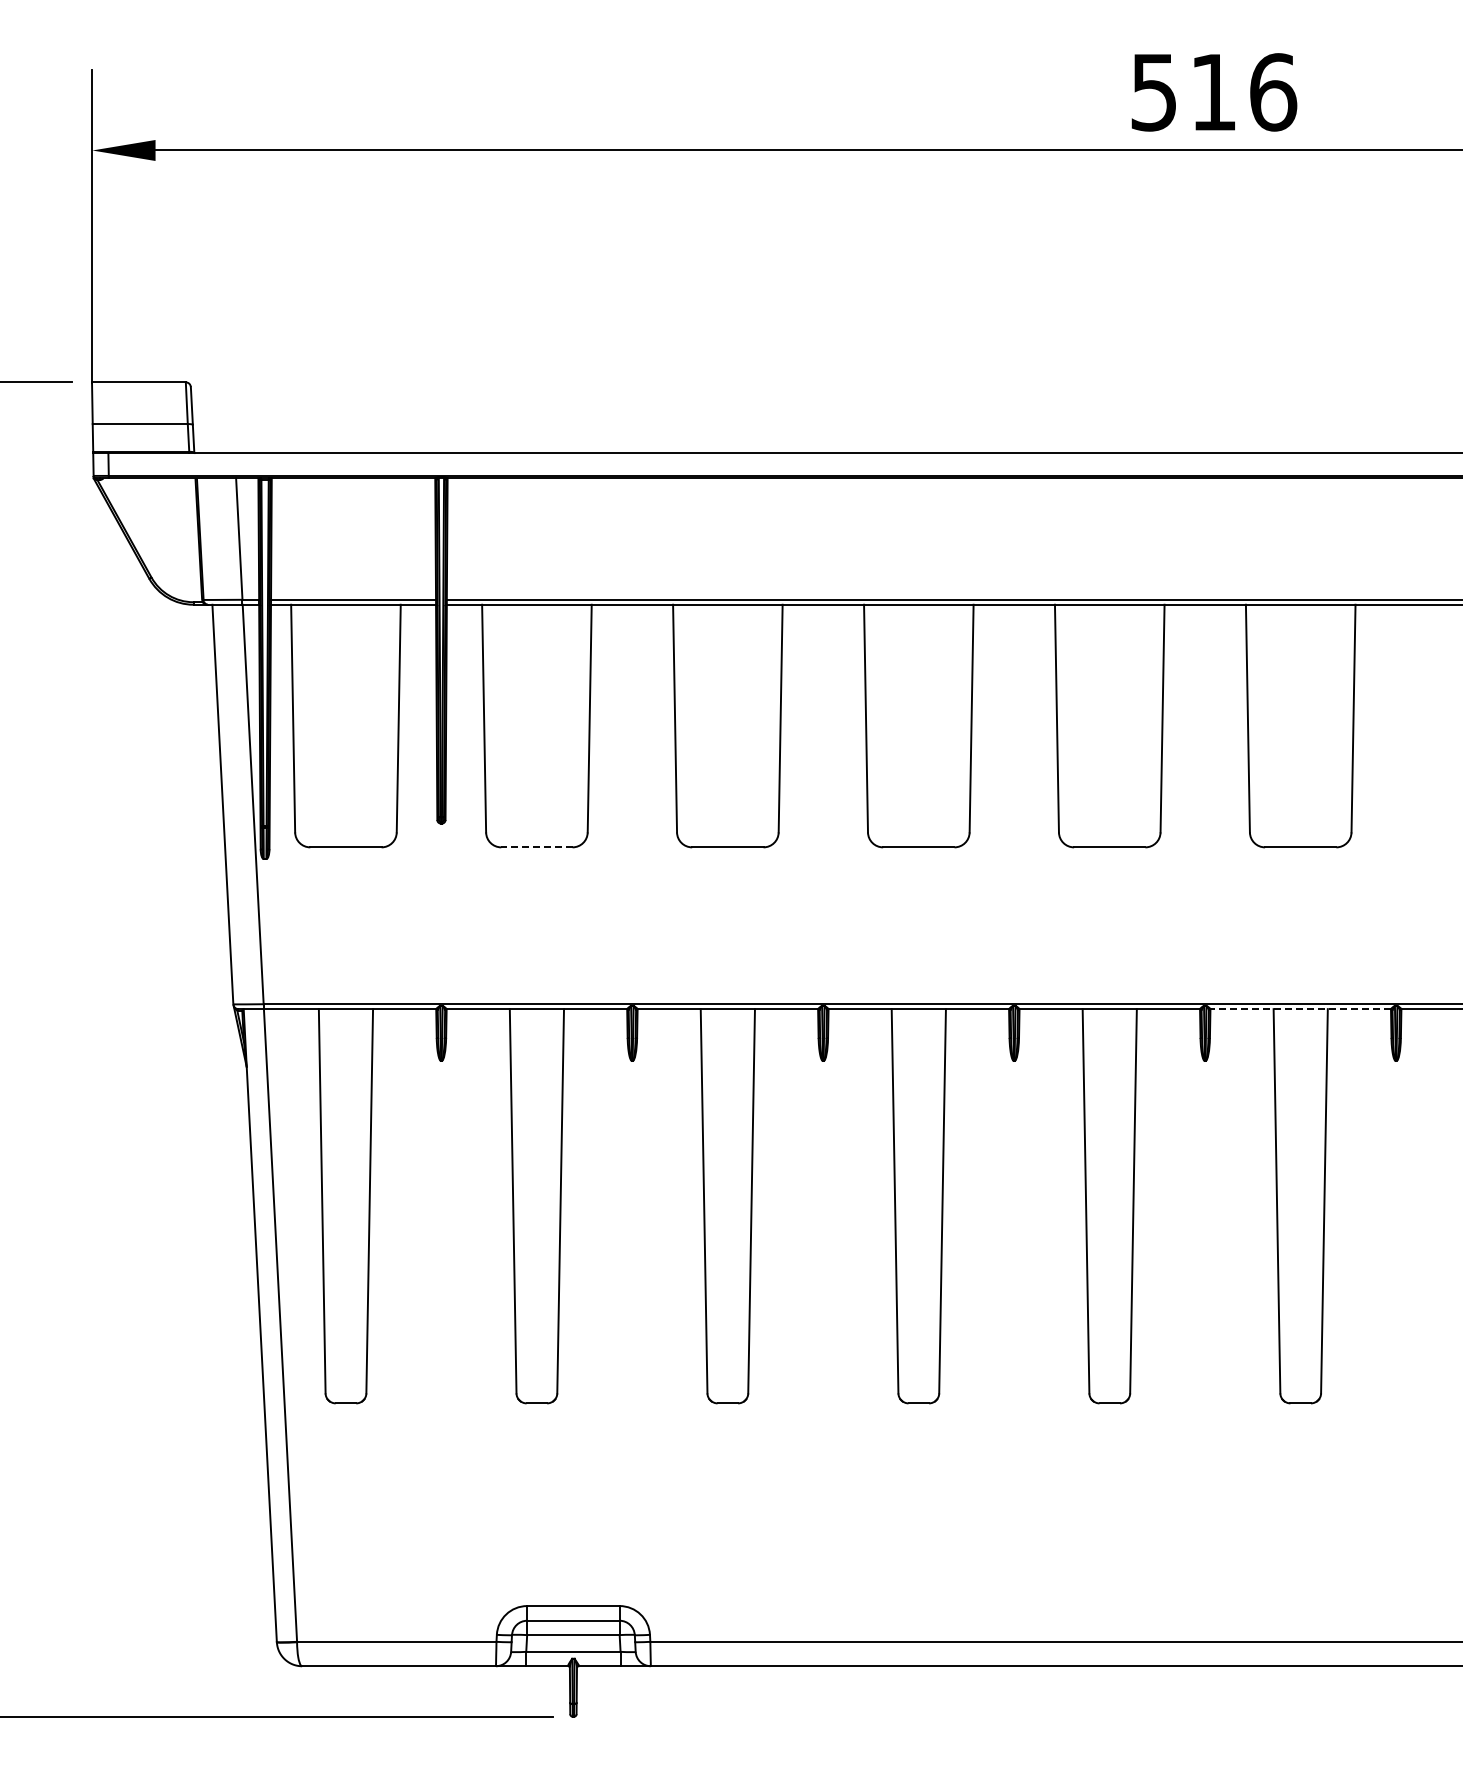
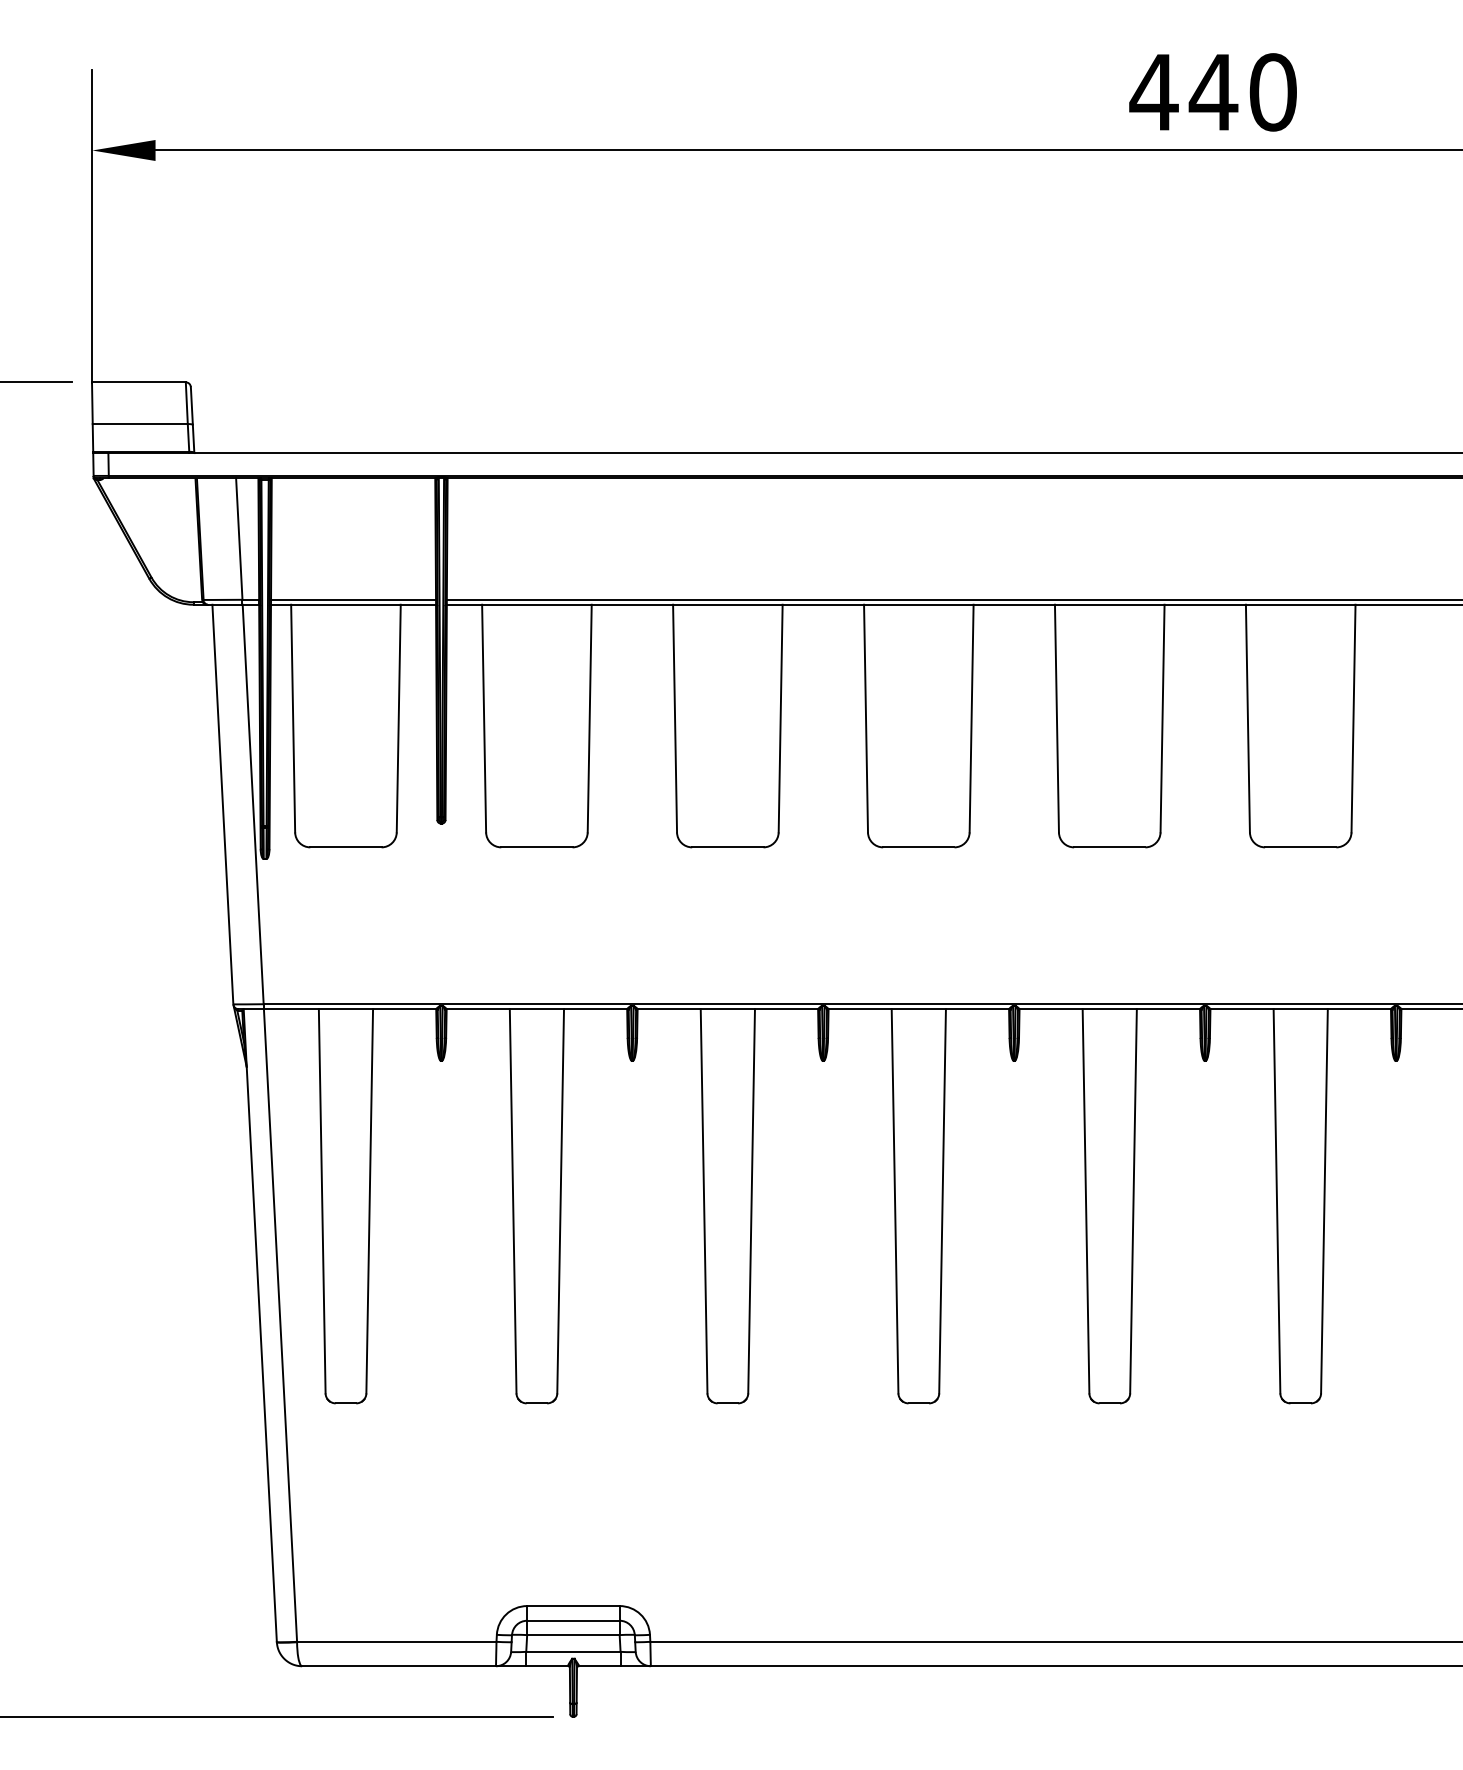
text: 516 -> 440 (1213, 92)
line: dashed -> solid (536, 847)
line: dashed -> solid (1300, 1009)
